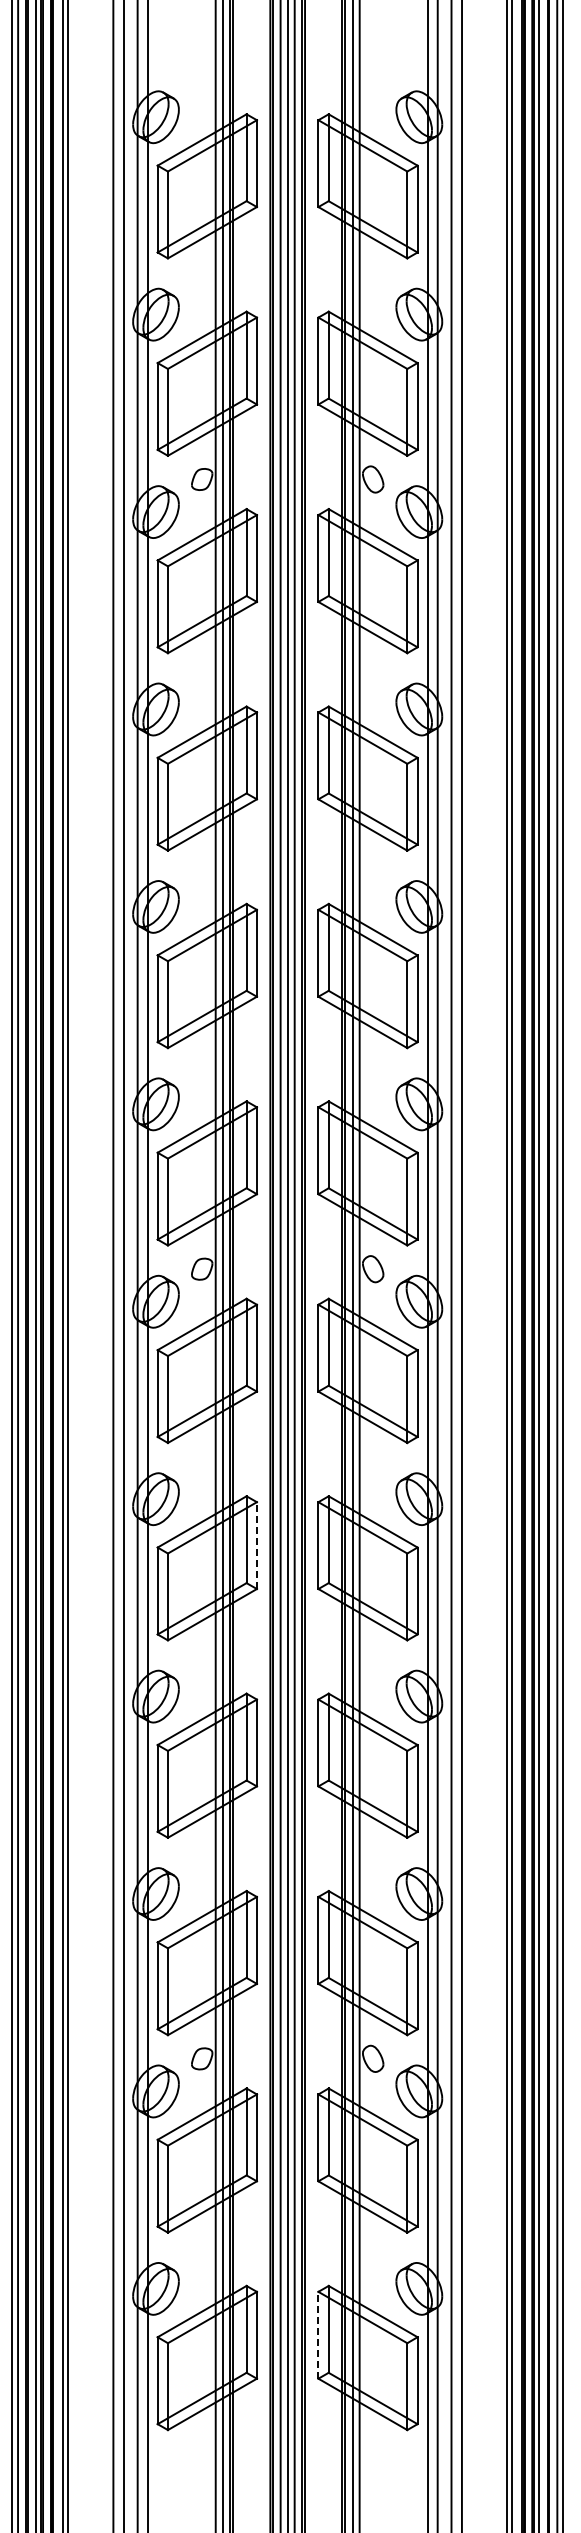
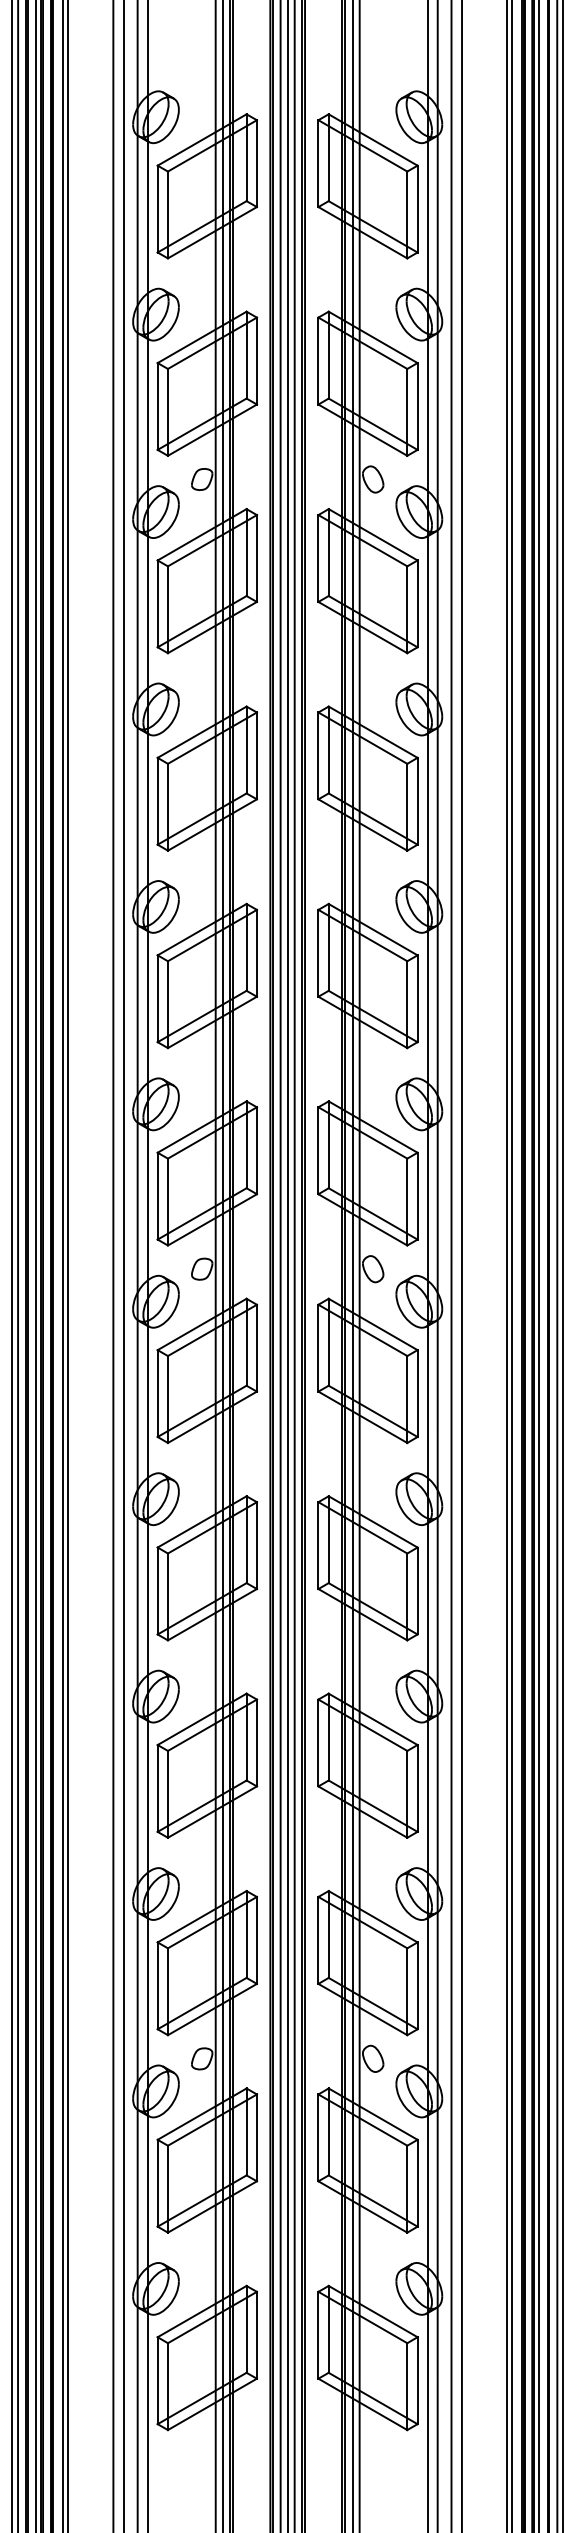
line: dashed -> solid (256, 1545)
line: dashed -> solid (318, 2334)
